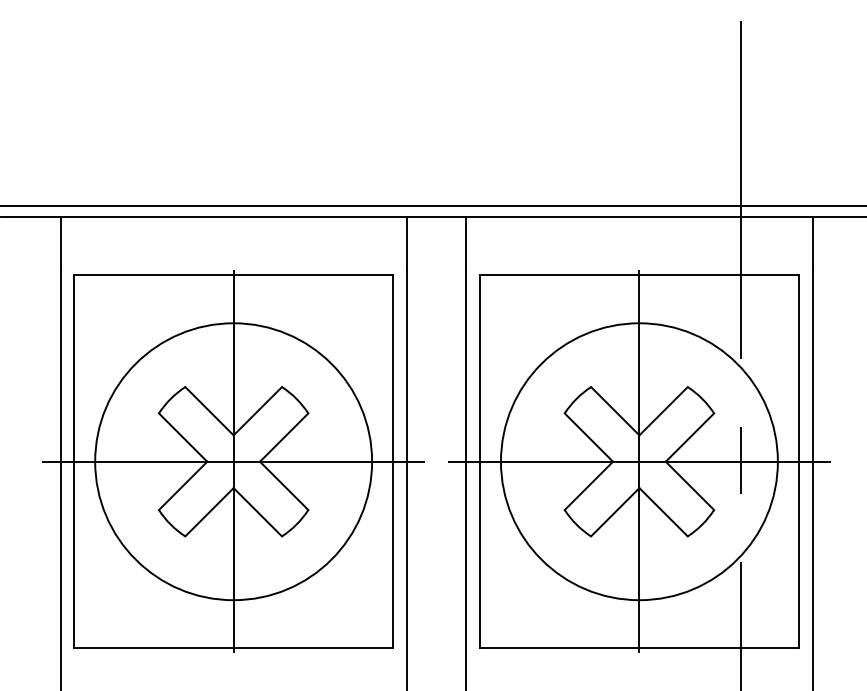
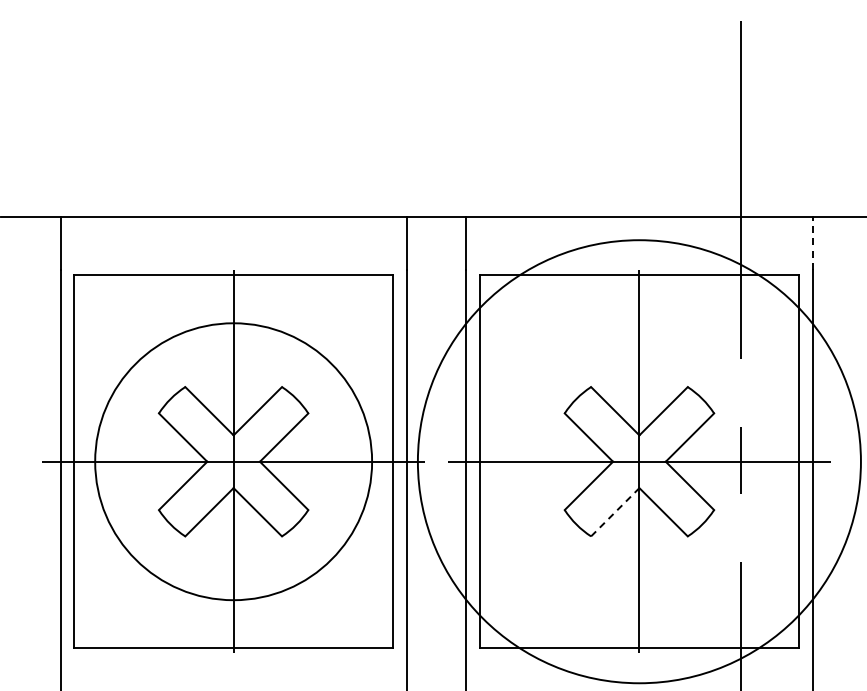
line: present -> none (432, 206)
line: solid -> dashed (812, 243)
circle diameter: 277 px -> 443 px (638, 461)
line: solid -> dashed (615, 511)
